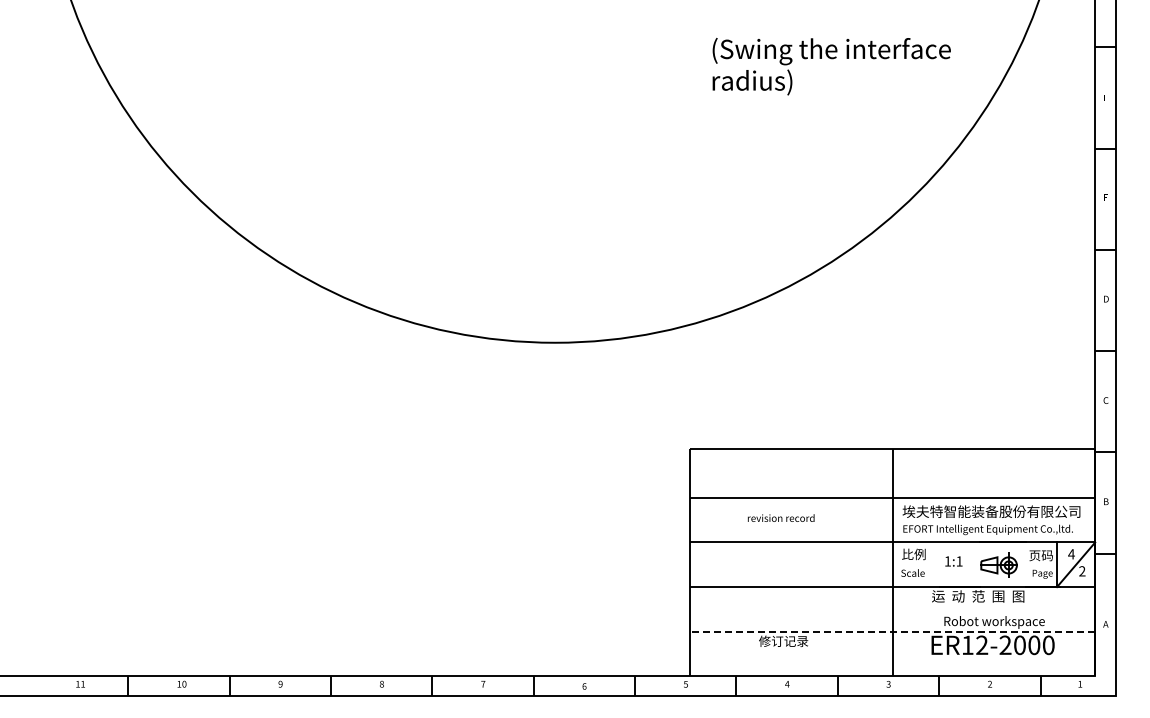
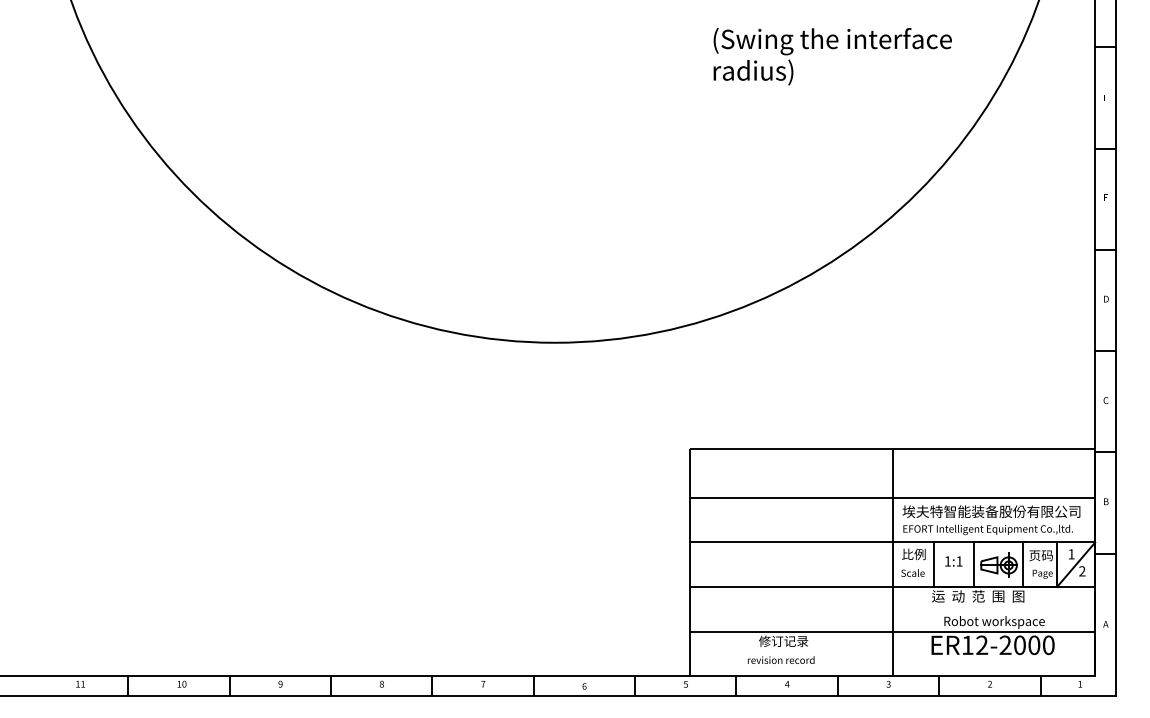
text position: (831, 66) -> (832, 56) (832, 56)
text position: (780, 517) -> (780, 659) (780, 659)
text: 4 -> 1 (1071, 554)
line: none -> present (934, 564)
line: none -> present (973, 564)
line: none -> present (1022, 564)
line: dashed -> solid (892, 631)
